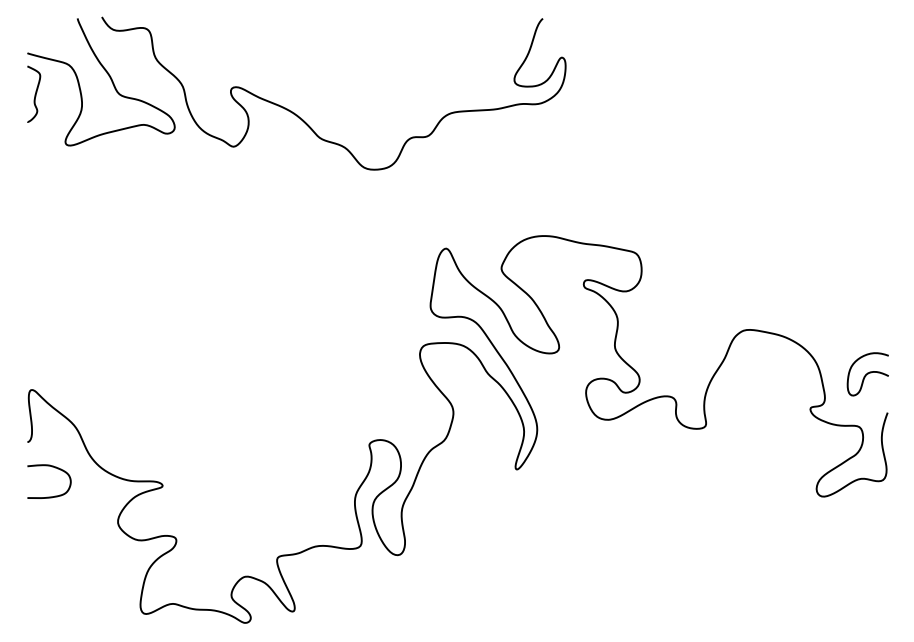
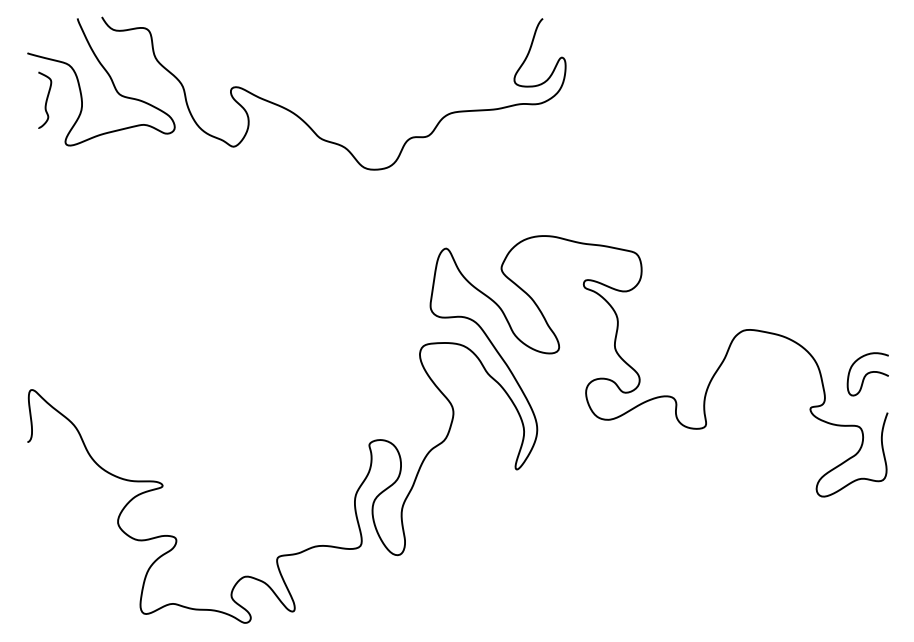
curve position: (35, 93) -> (46, 99) (46, 99)
curve: present -> none (52, 467)
